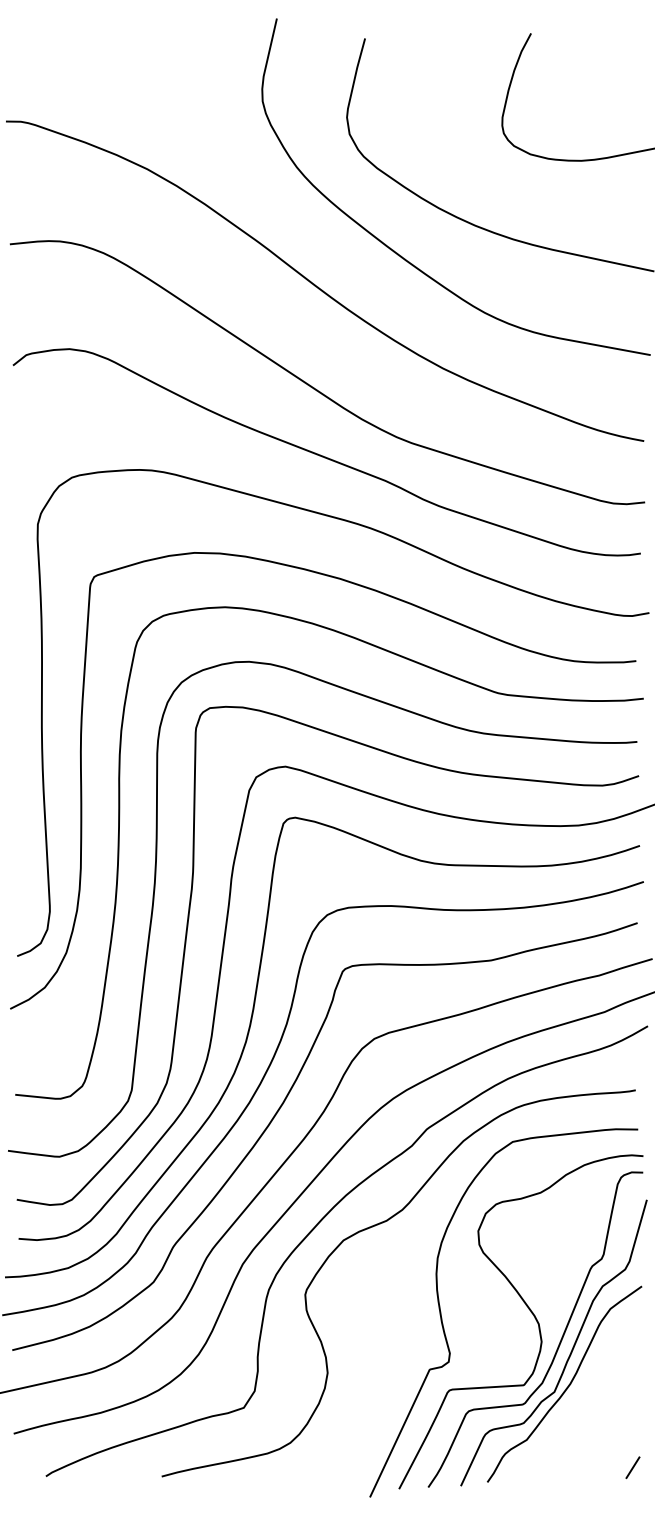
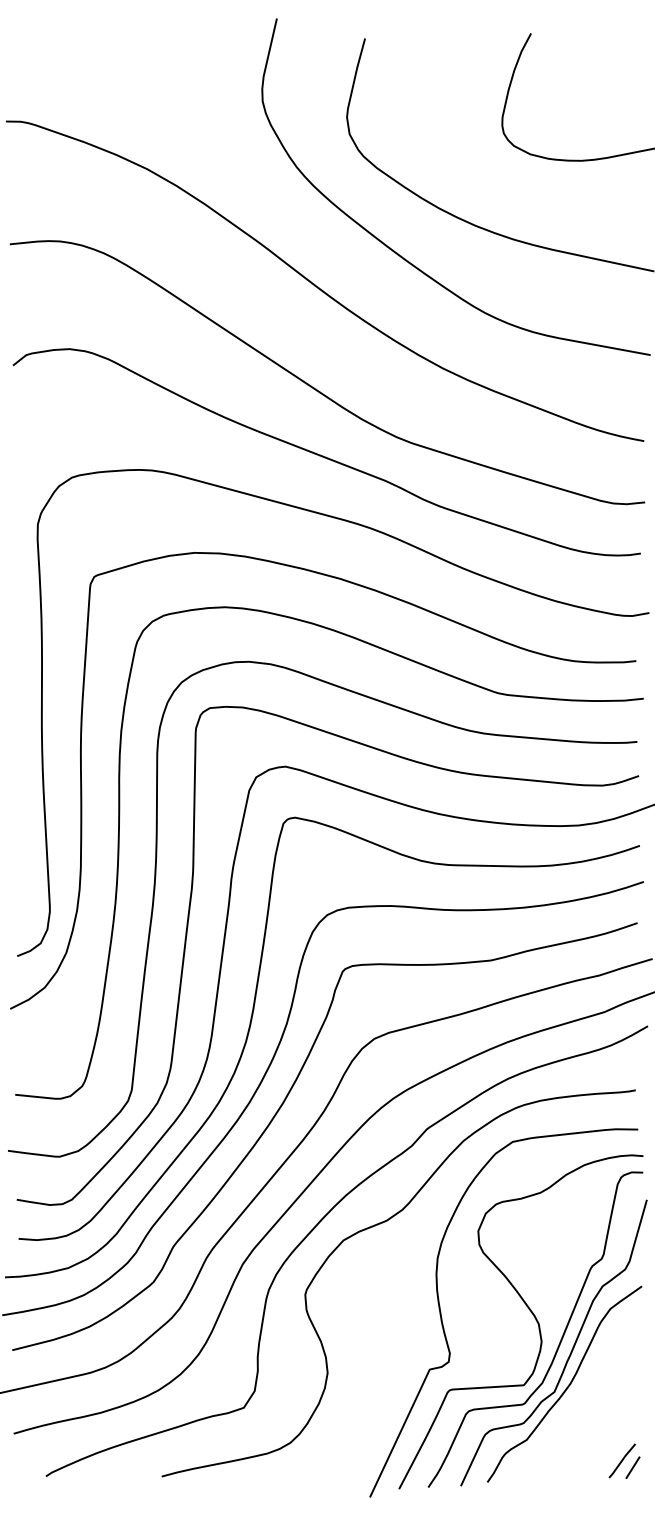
line: none -> present (621, 1460)
